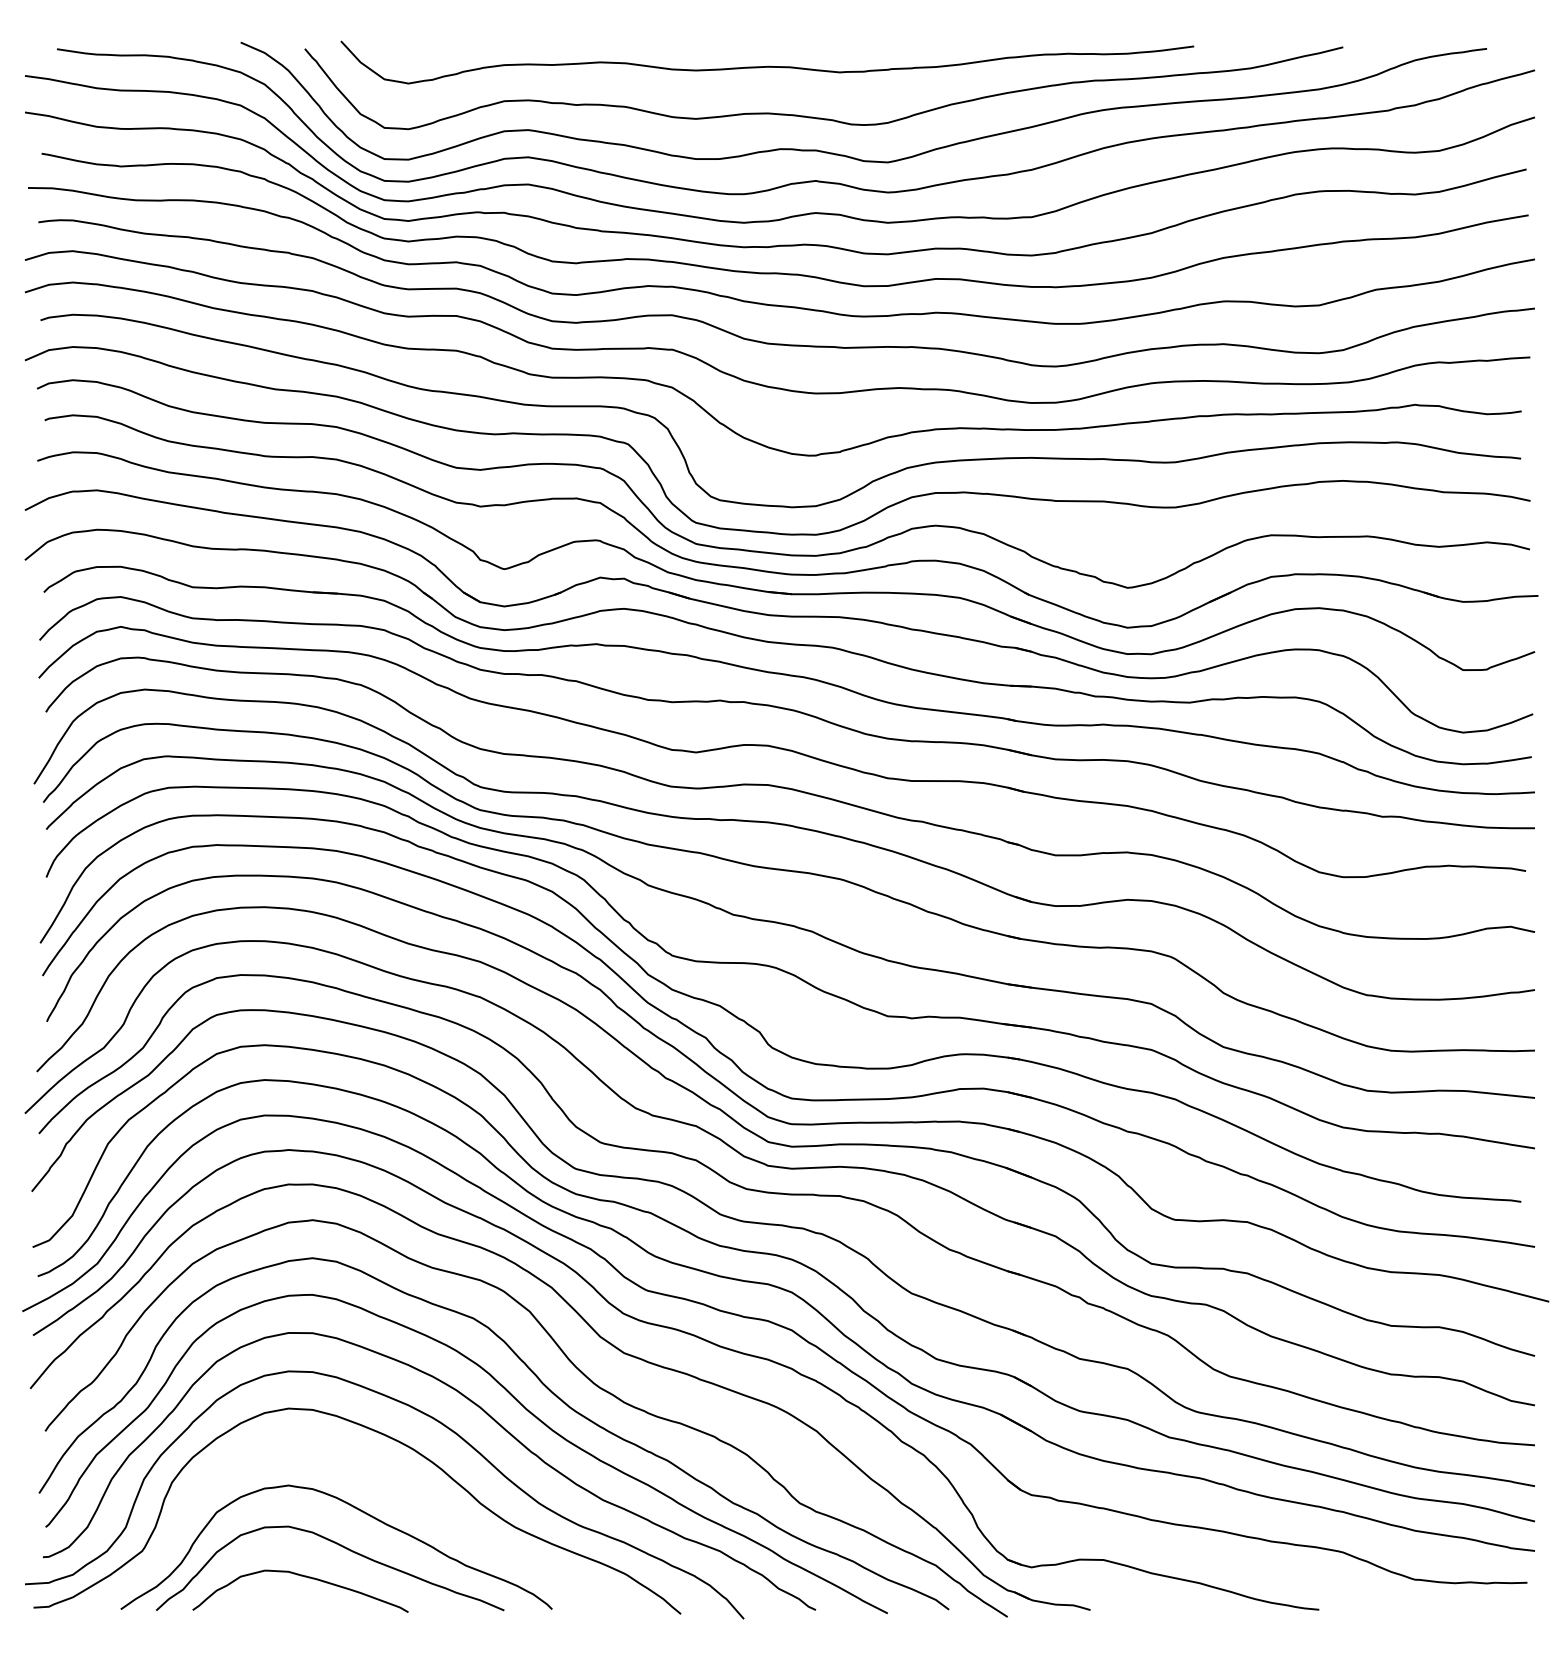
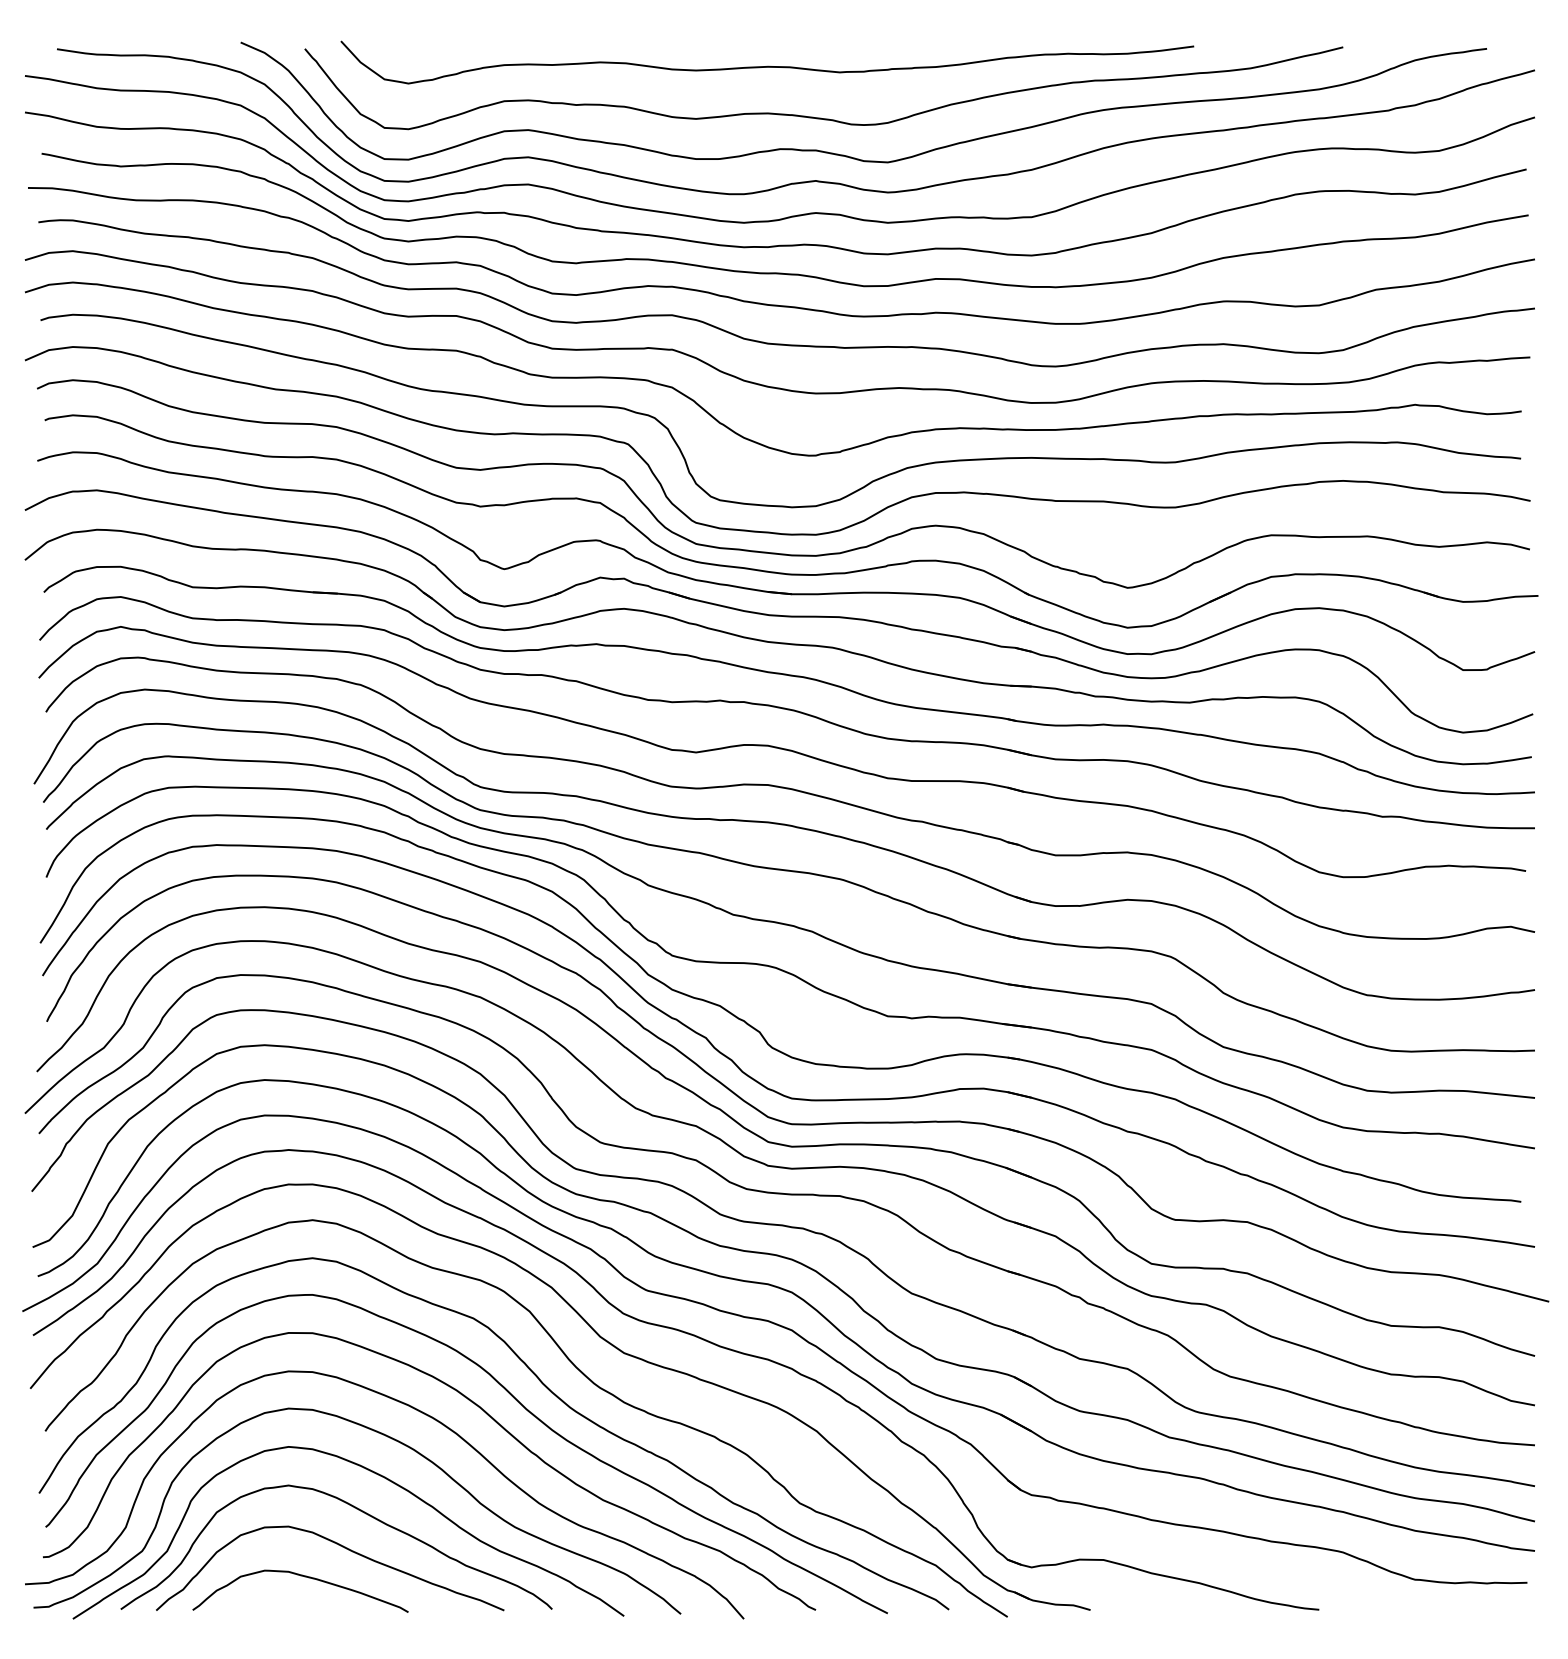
curve: none -> present (373, 1473)
